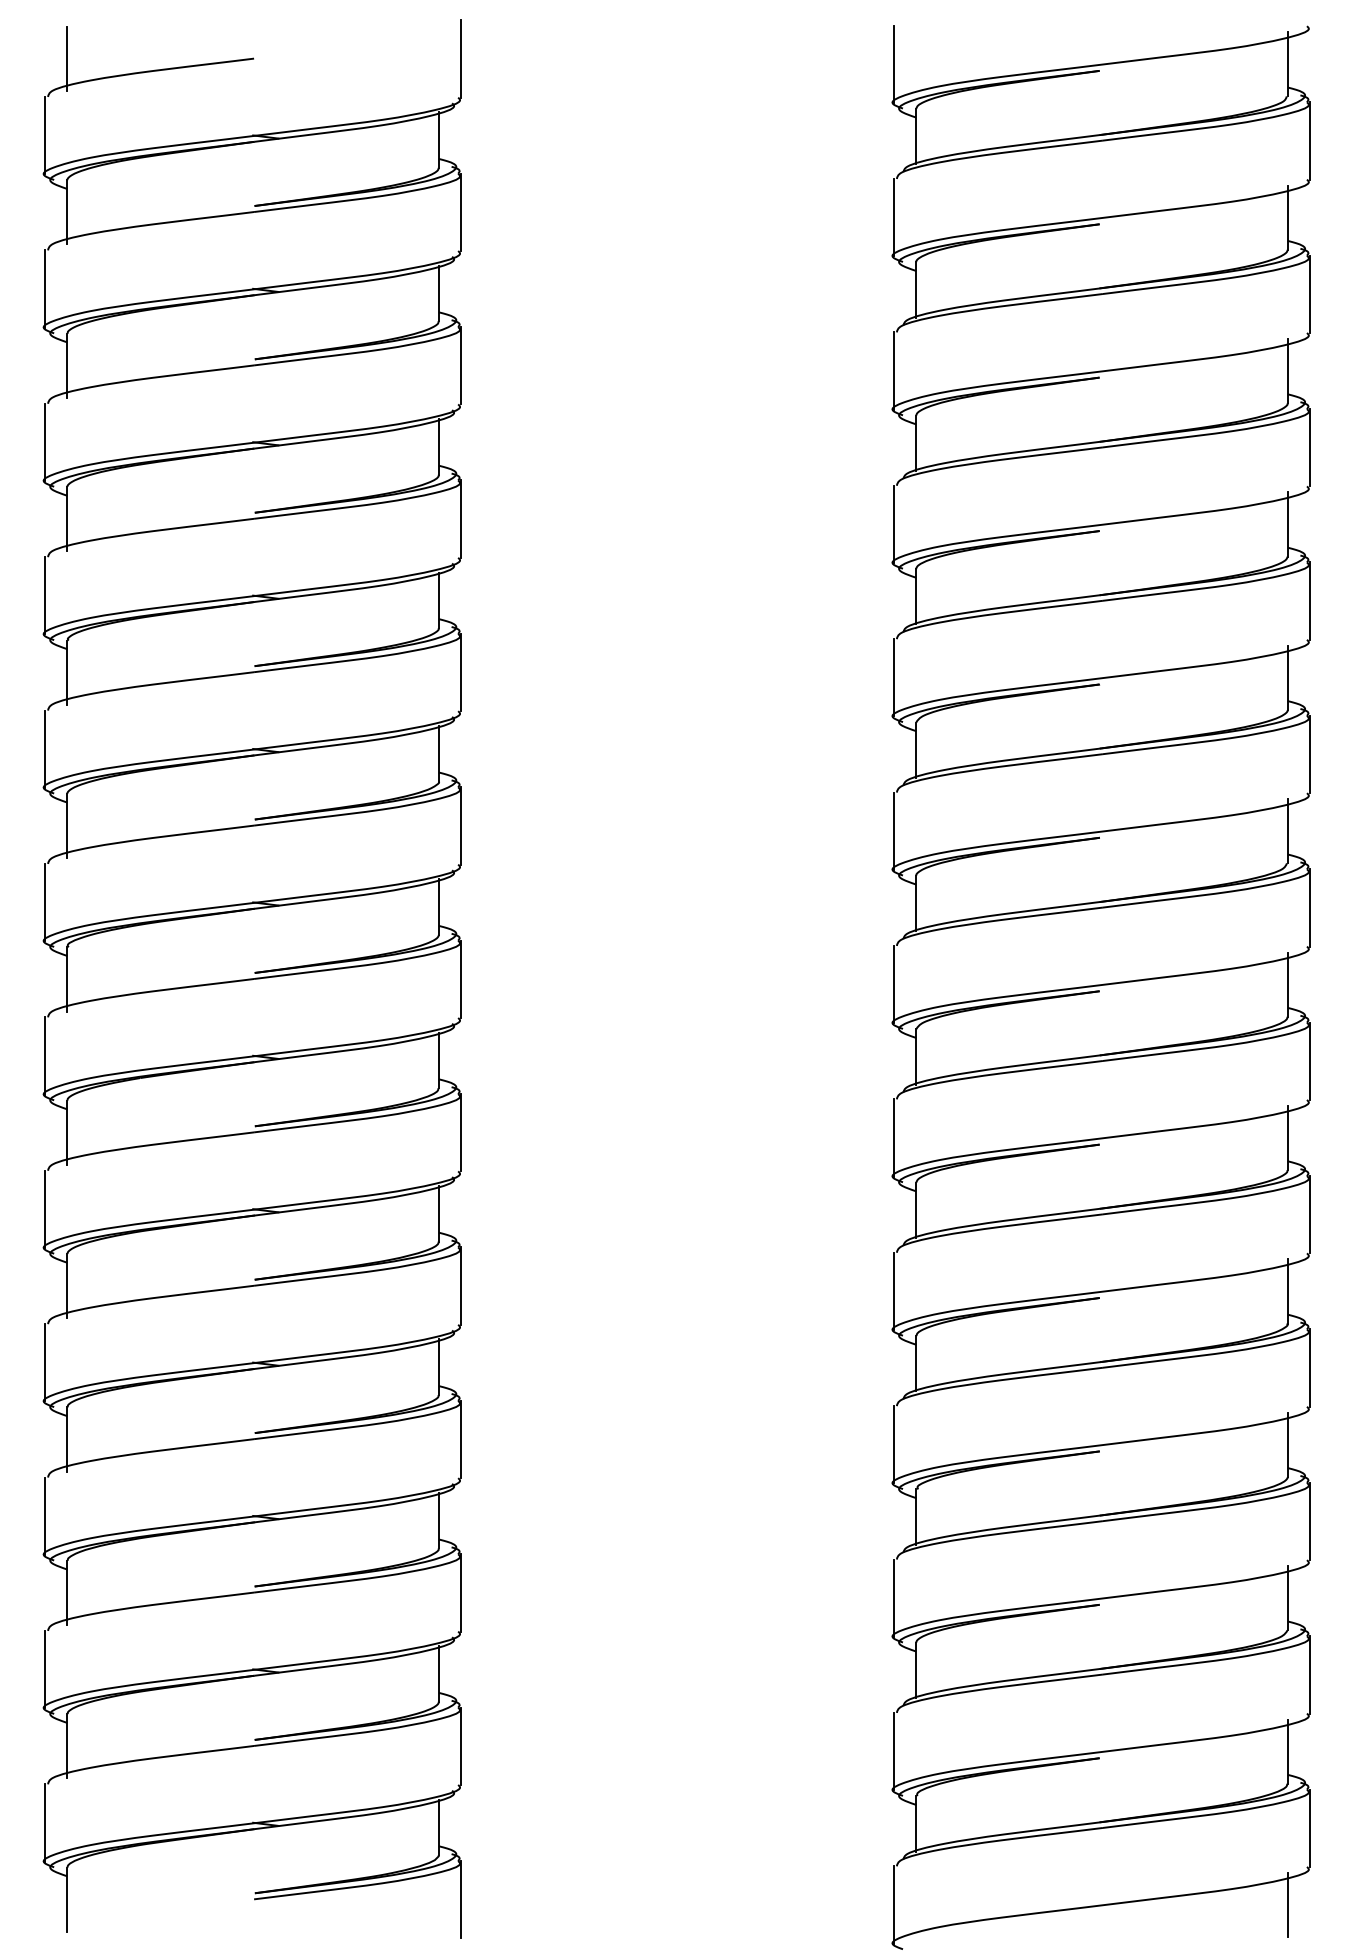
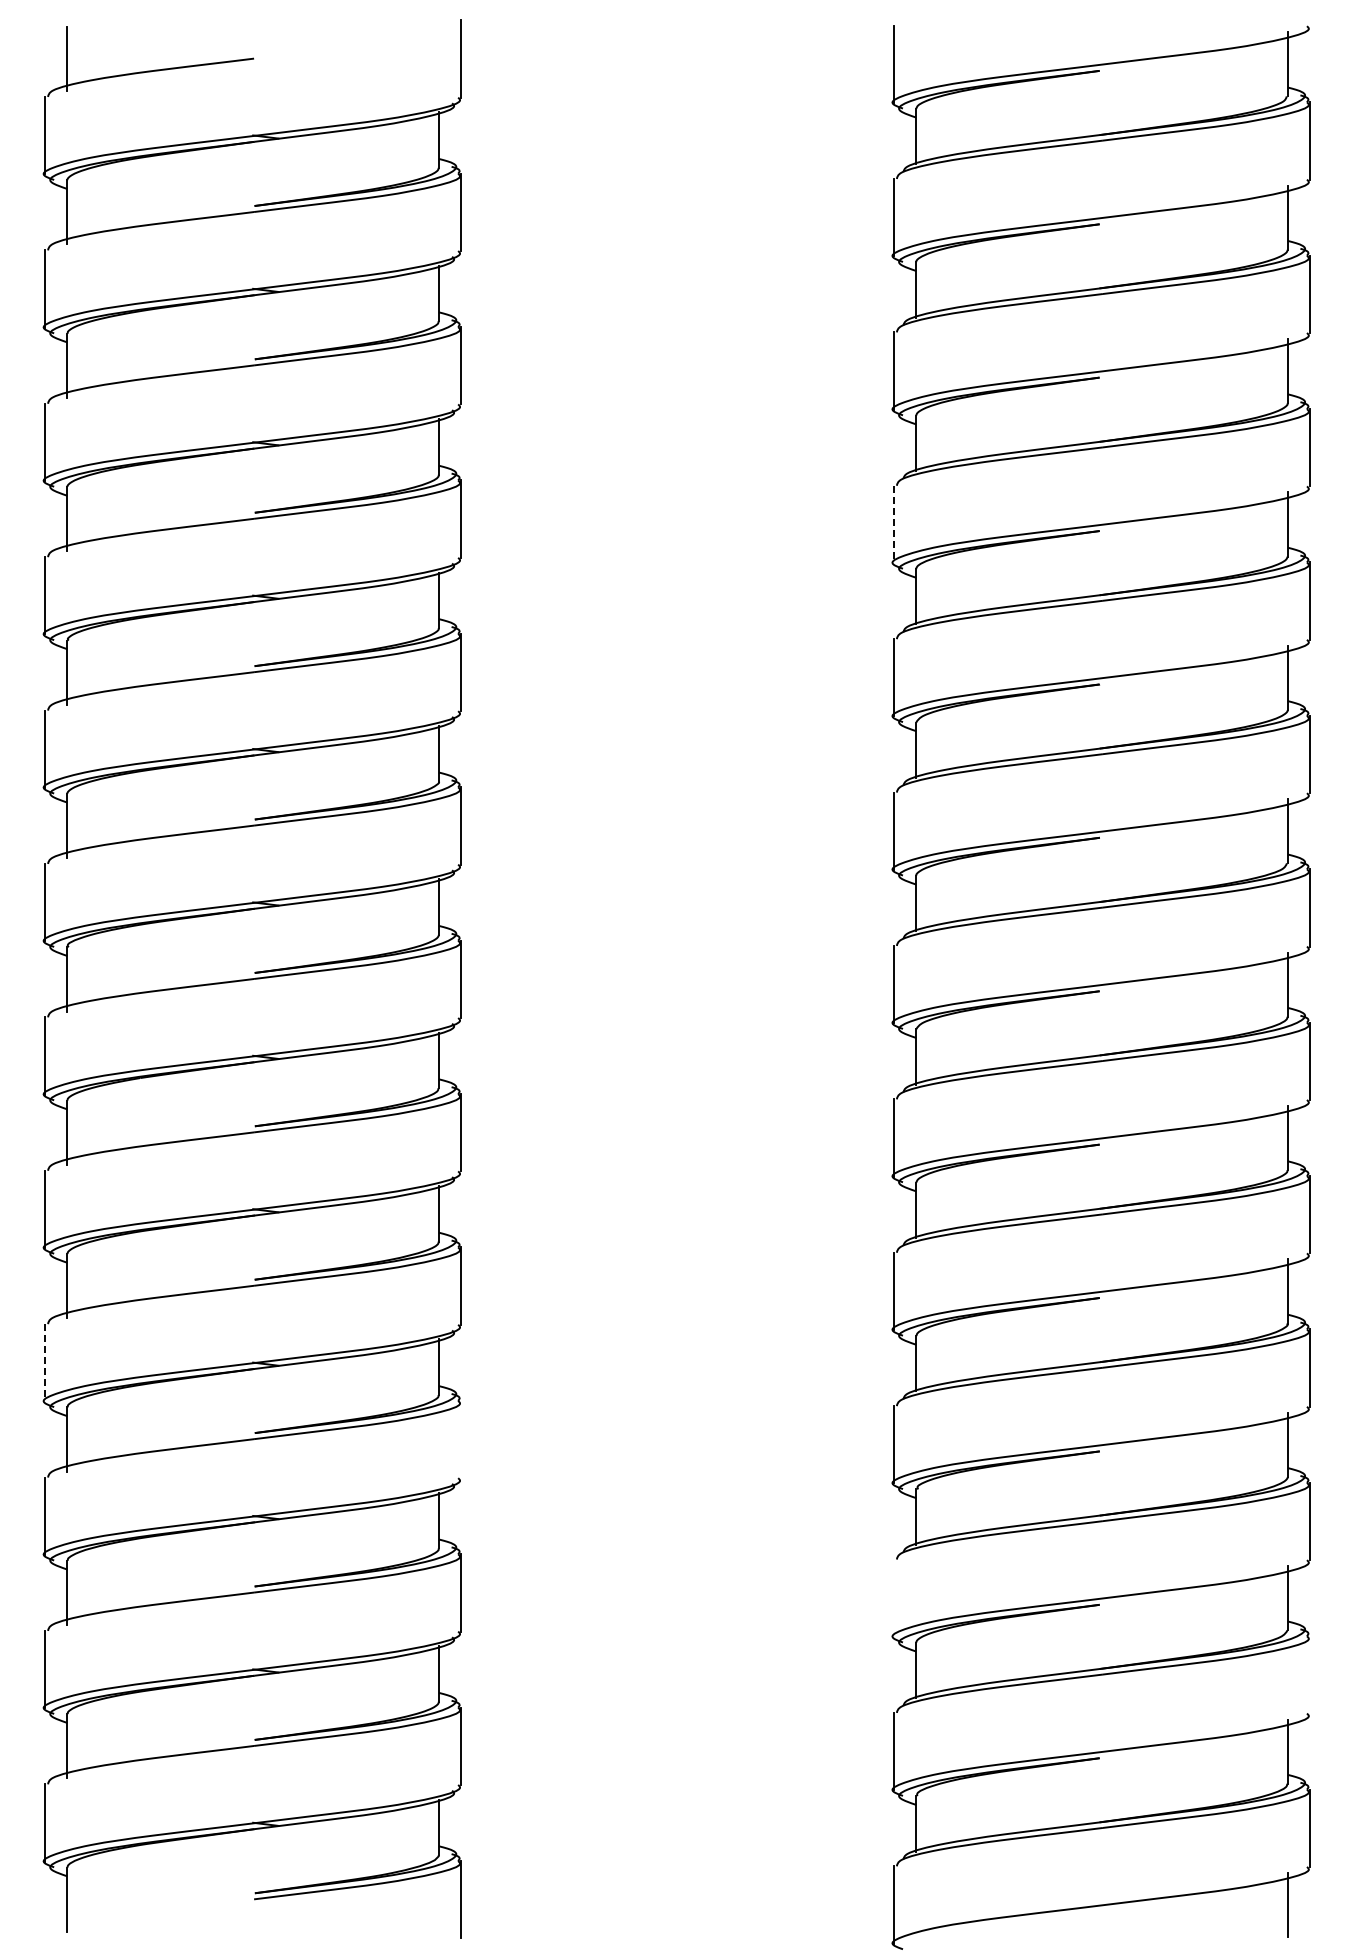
line: solid -> dashed (893, 524)
line: solid -> dashed (45, 1362)
line: present -> none (461, 1439)
line: present -> none (893, 1597)
line: present -> none (1310, 1674)
